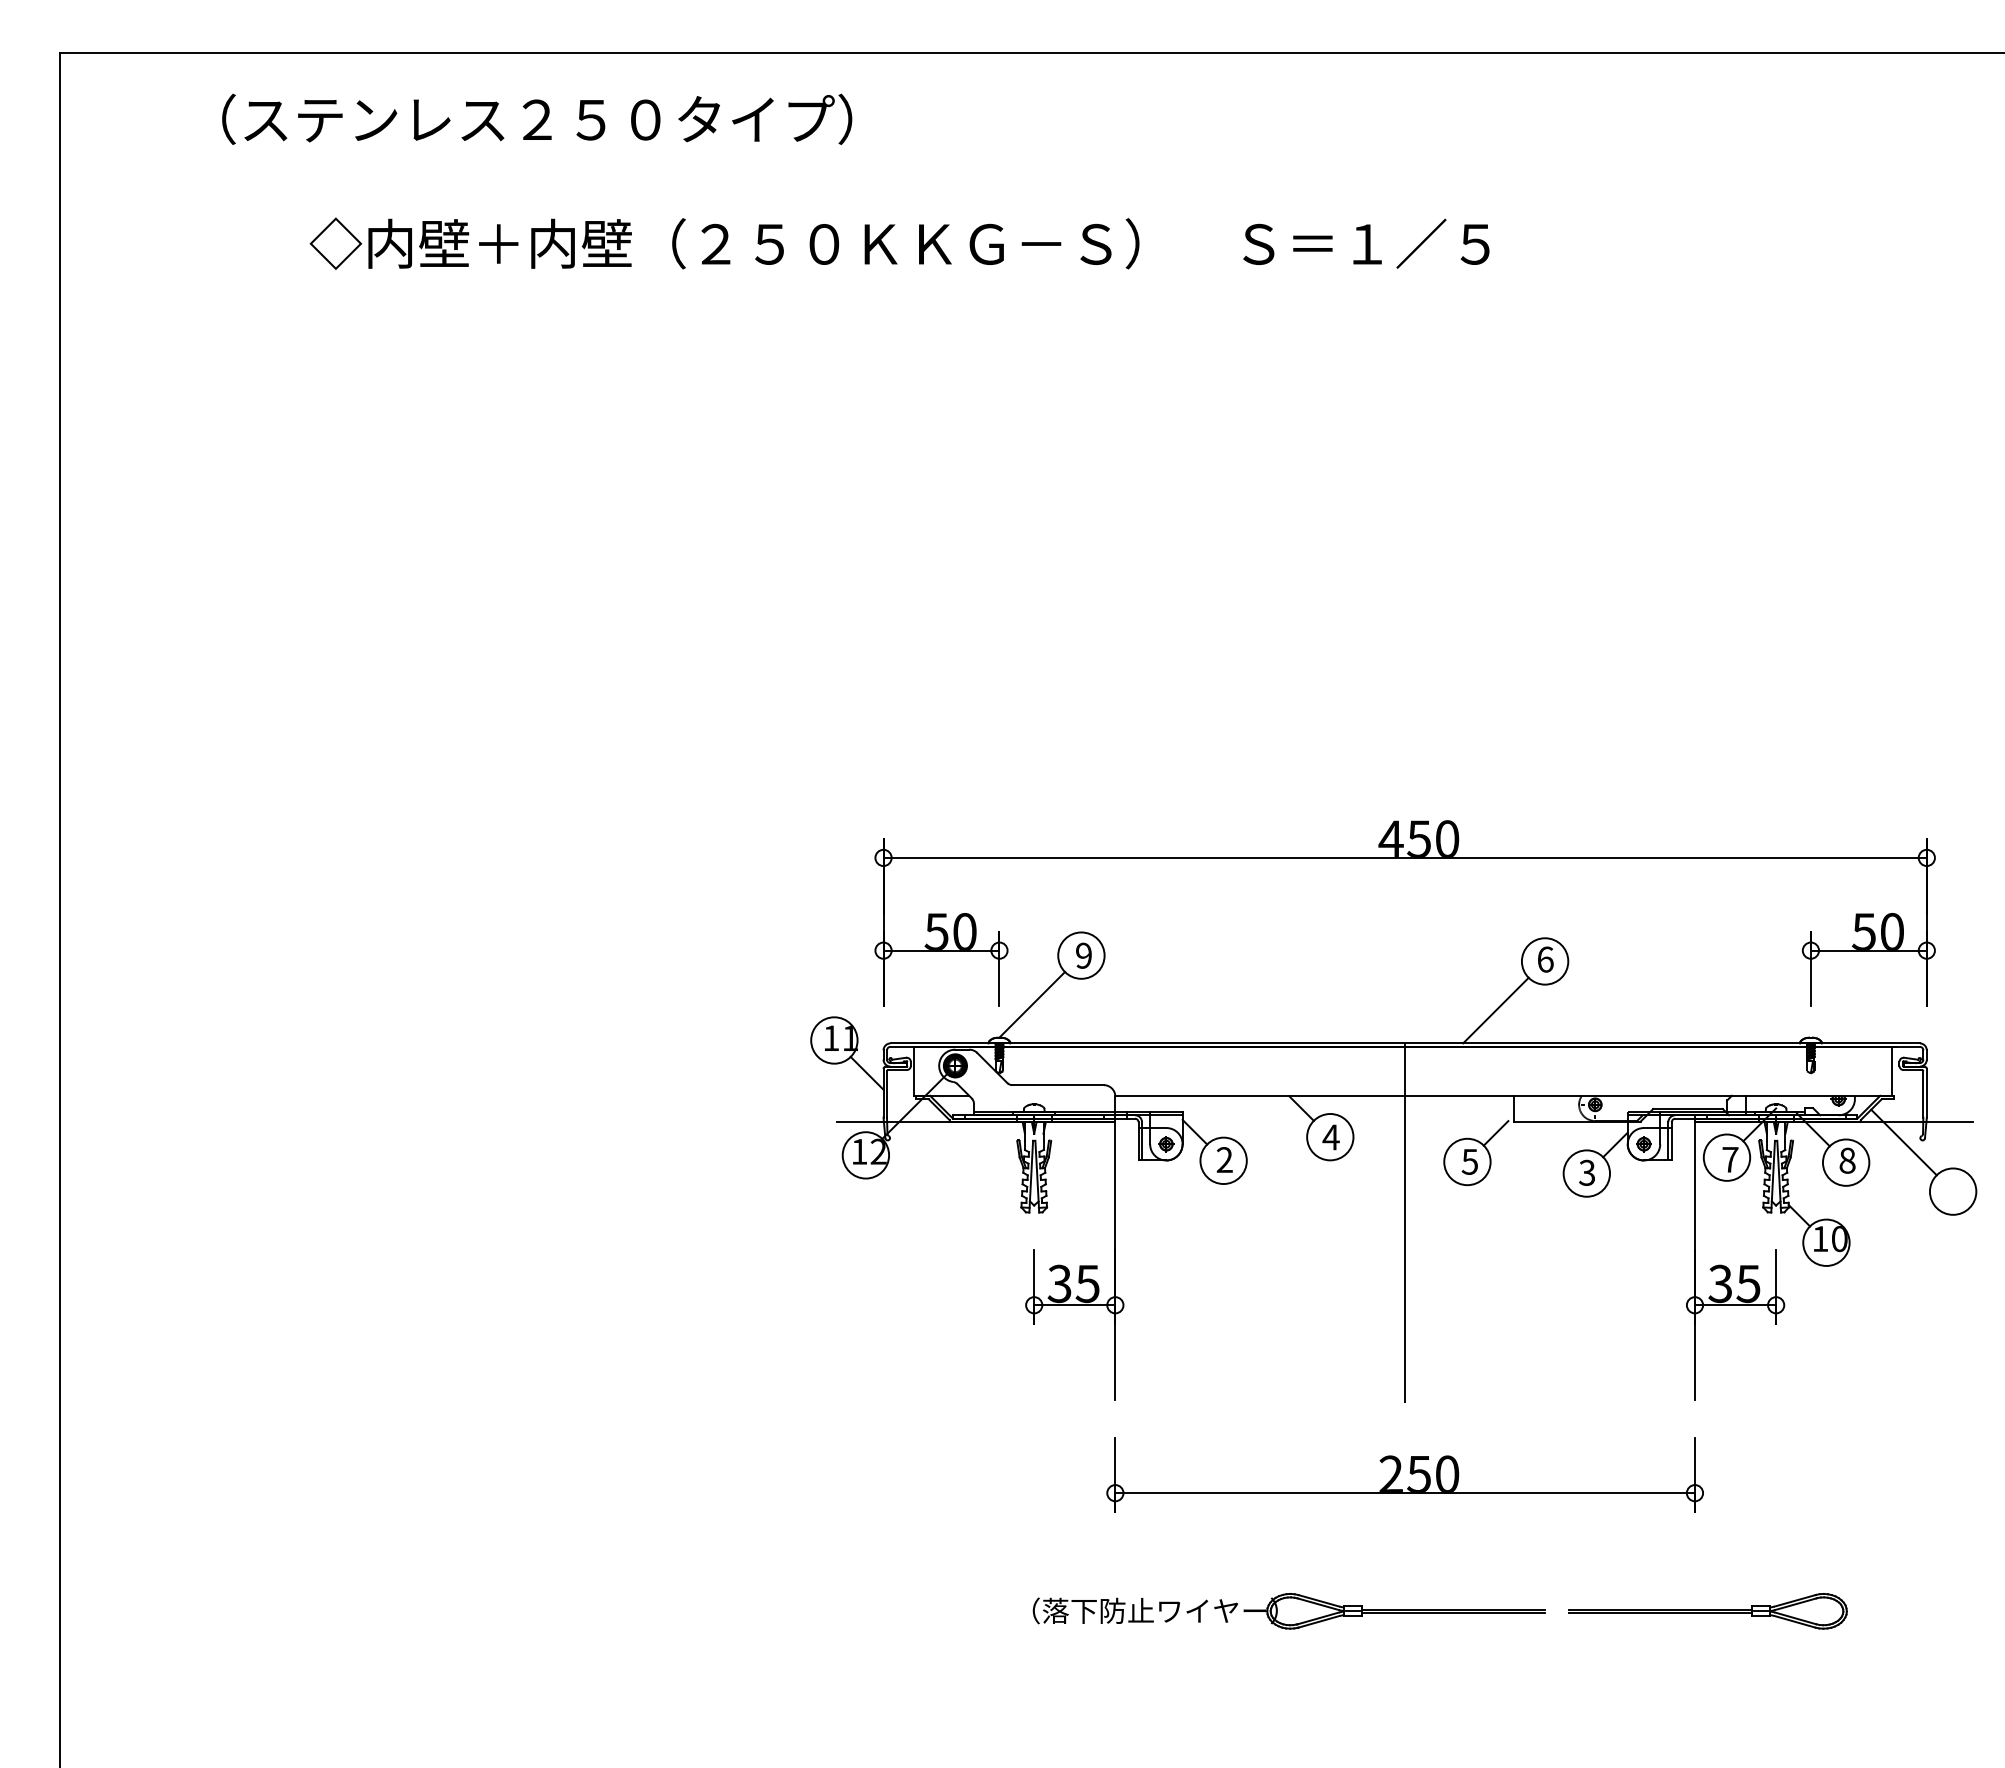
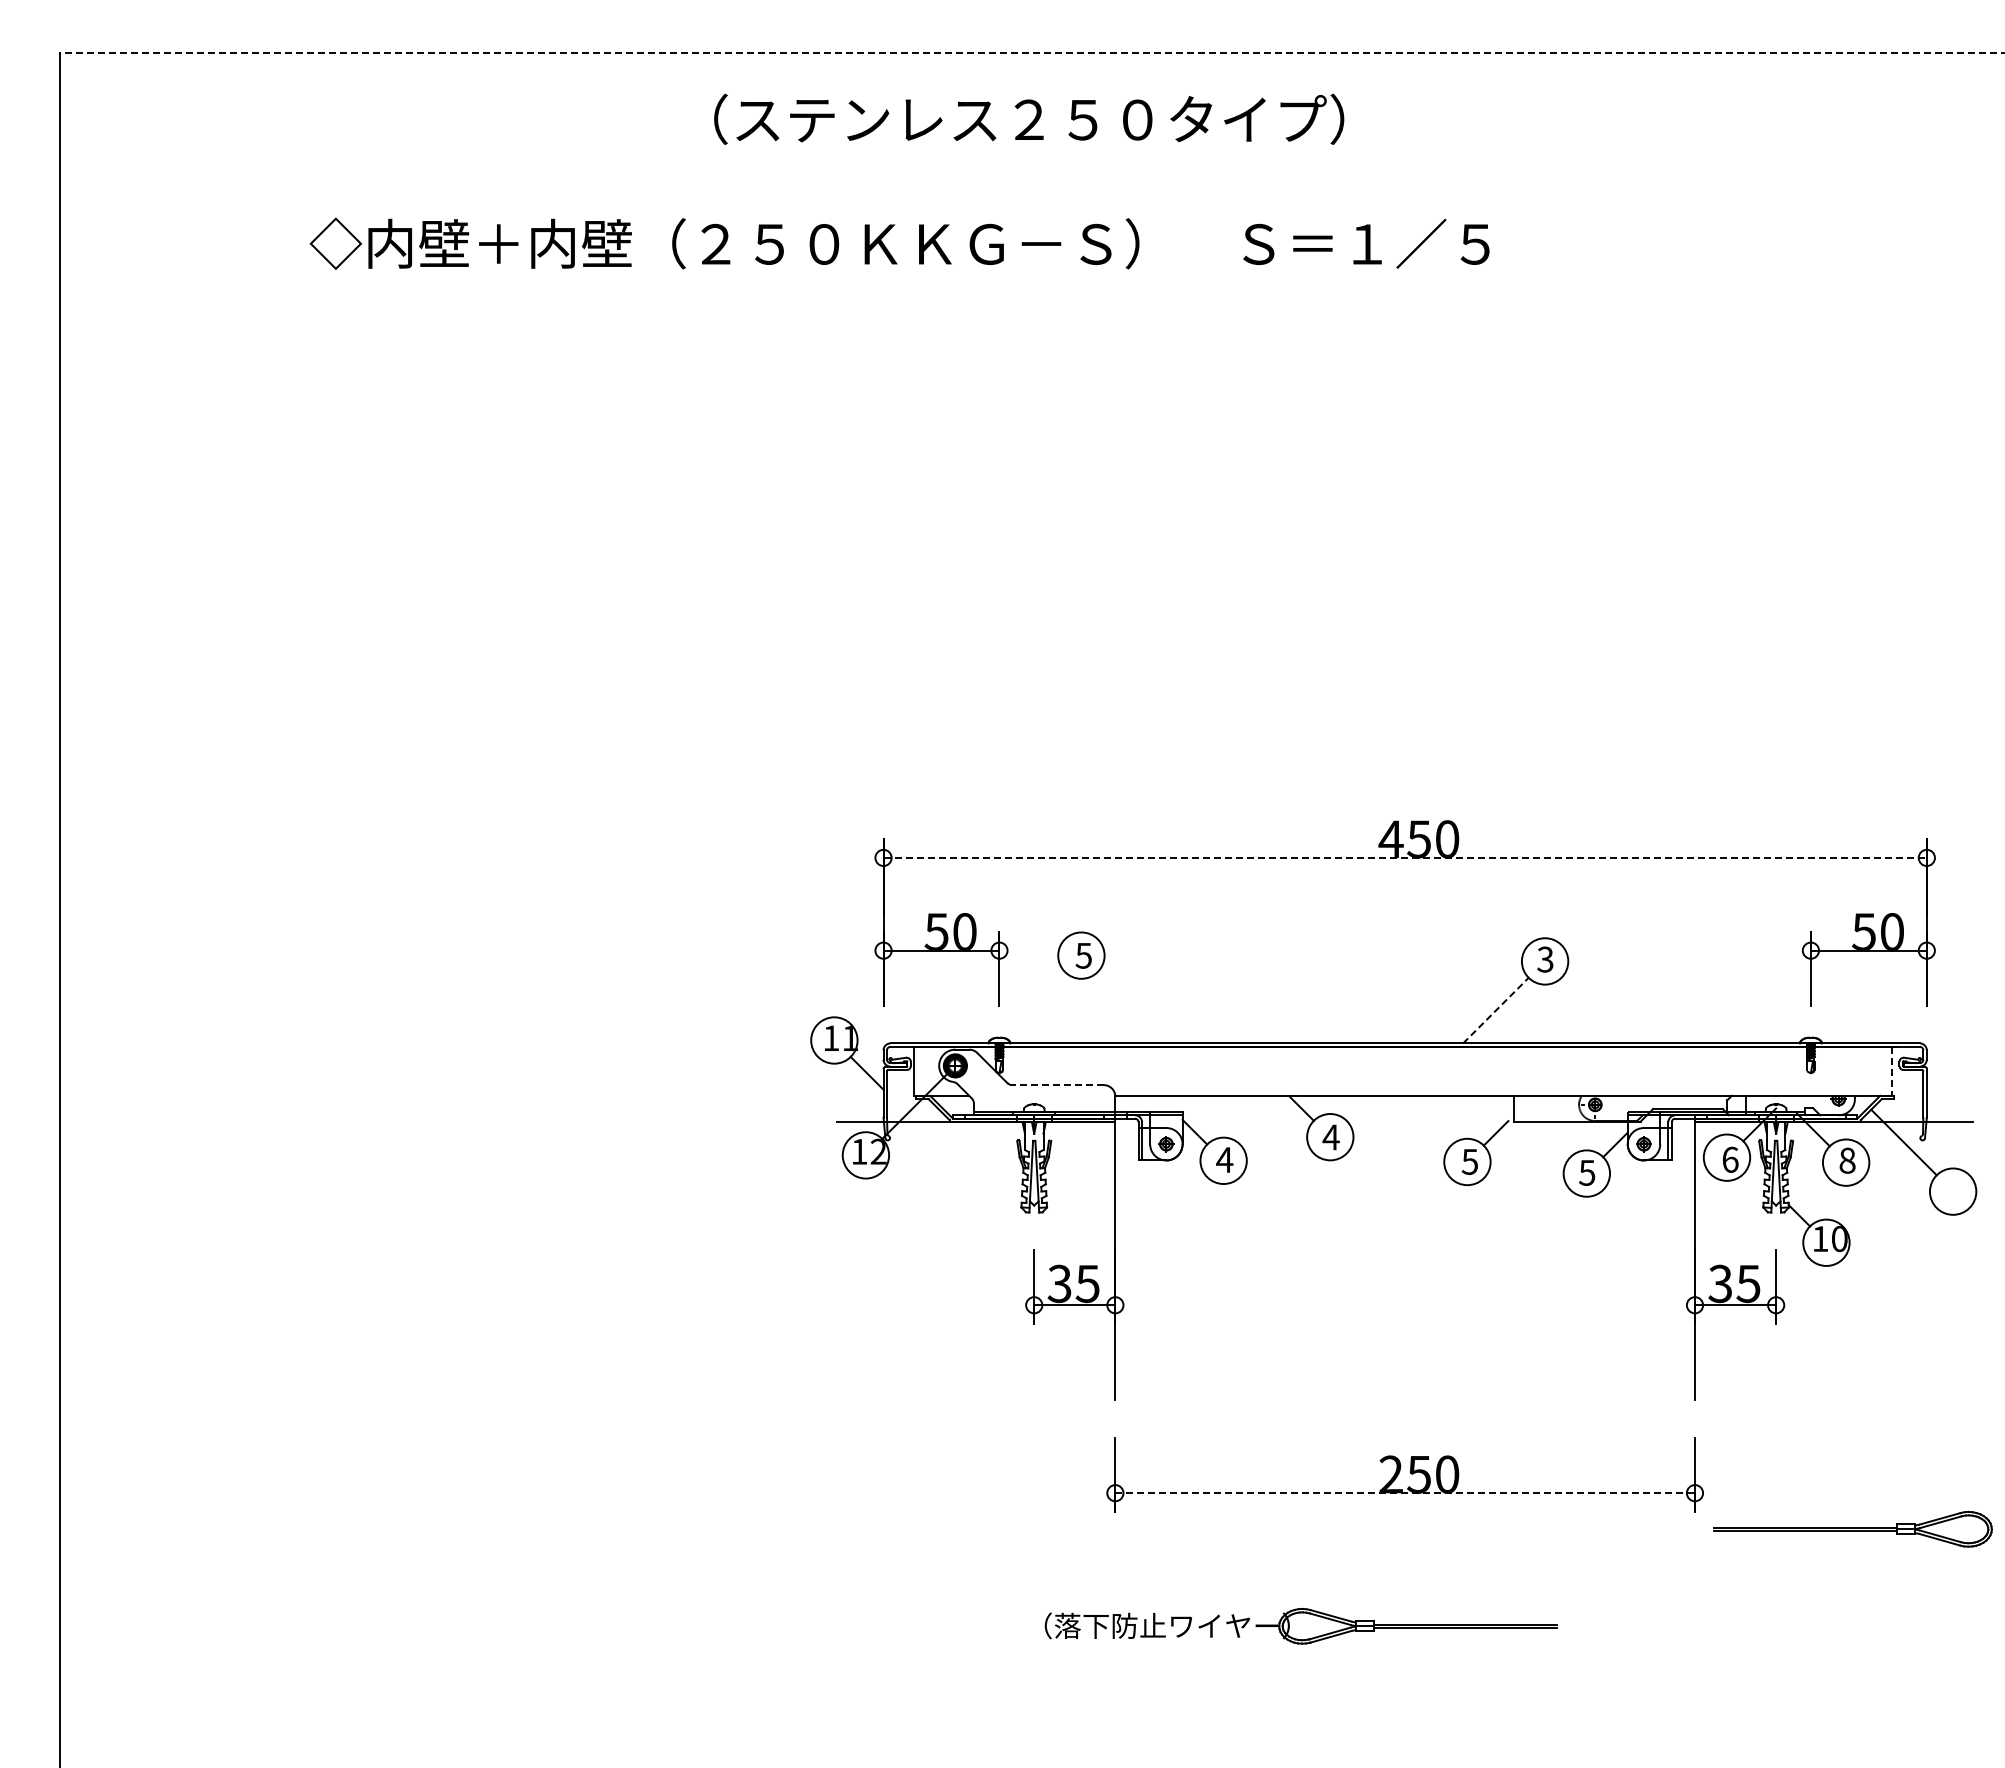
line: solid -> dashed (1031, 53)
text position: (537, 118) -> (1029, 118) (1029, 118)
line: solid -> dashed (1405, 857)
text: 9 -> 5 (1083, 955)
text: 6 -> 3 (1545, 959)
line: present -> none (1032, 1004)
line: solid -> dashed (1496, 1010)
line: solid -> dashed (1892, 1071)
line: solid -> dashed (1058, 1085)
text: 2 -> 4 (1224, 1159)
text: 7 -> 6 (1730, 1159)
text: 3 -> 5 (1587, 1172)
line: present -> none (1405, 1222)
line: solid -> dashed (1405, 1493)
part position: (1288, 1611) -> (1300, 1626) (1300, 1626)
part position: (1707, 1611) -> (1852, 1529) (1852, 1529)
